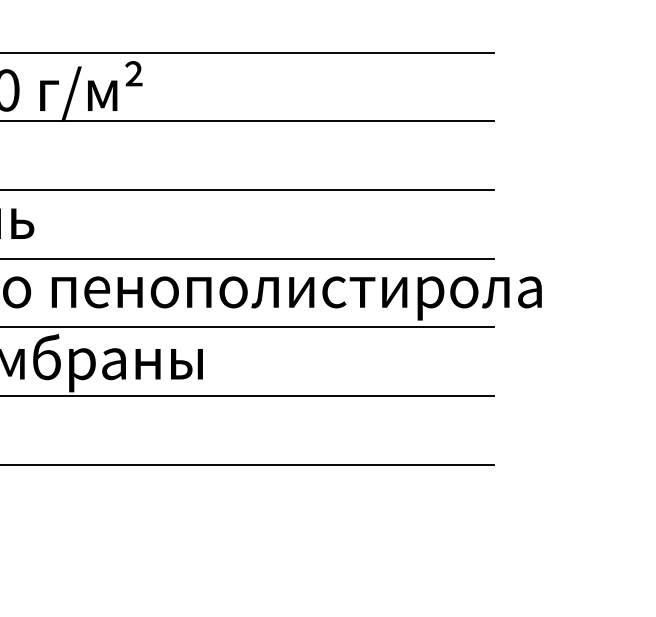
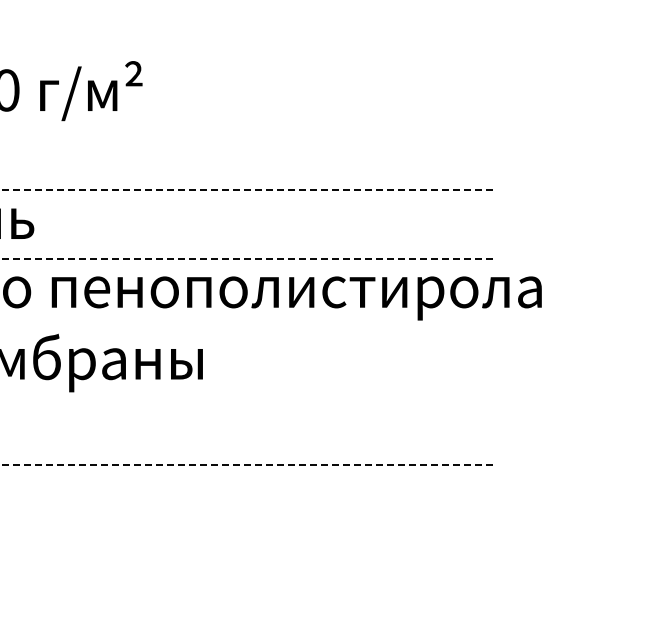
line: present -> none (247, 52)
line: present -> none (247, 121)
line: solid -> dashed (246, 190)
line: solid -> dashed (246, 258)
line: present -> none (247, 327)
line: present -> none (247, 396)
line: solid -> dashed (246, 464)
